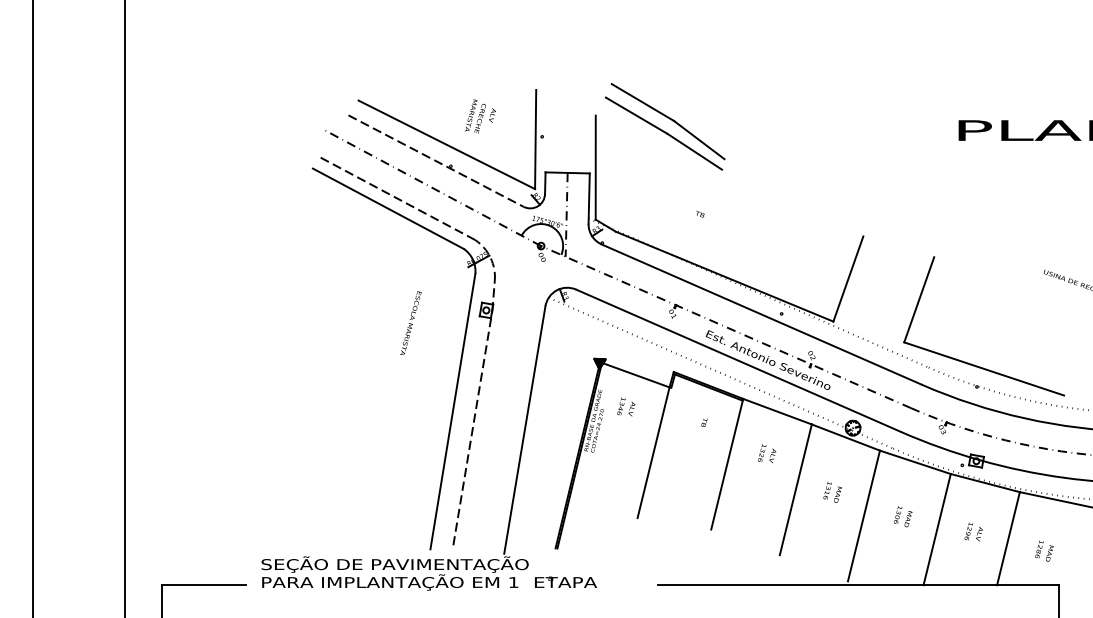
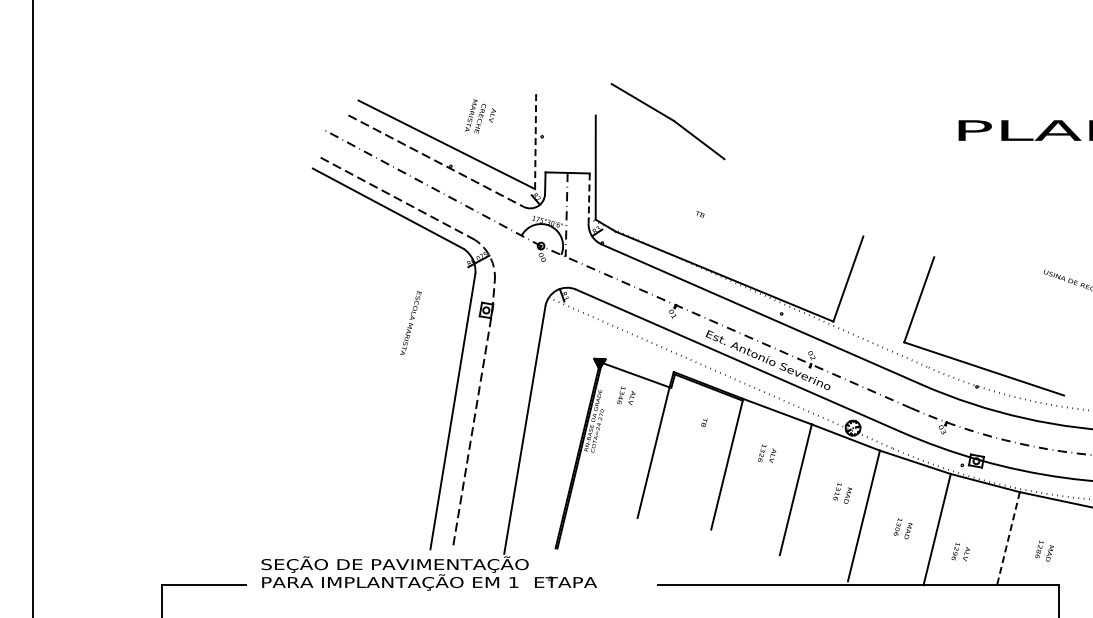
part: present -> none (663, 133)
line: solid -> dashed (535, 139)
line: solid -> dashed (589, 199)
line: present -> none (124, 308)
text position: (626, 406) -> (626, 395) (626, 395)
text position: (832, 492) -> (842, 493) (842, 493)
text position: (903, 516) -> (903, 528) (903, 528)
text position: (973, 531) -> (960, 551) (960, 551)
line: solid -> dashed (1008, 538)
